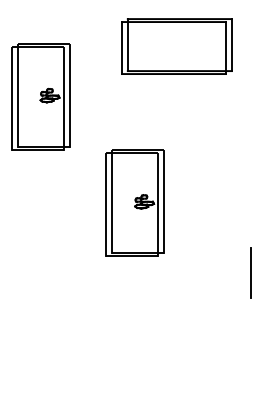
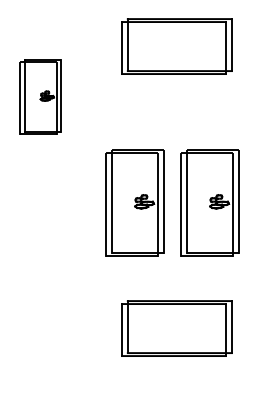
part size: 60x108 px -> 43x76 px (40, 96)
part: none -> present (209, 202)
line: present -> none (250, 272)
part: none -> present (176, 328)
